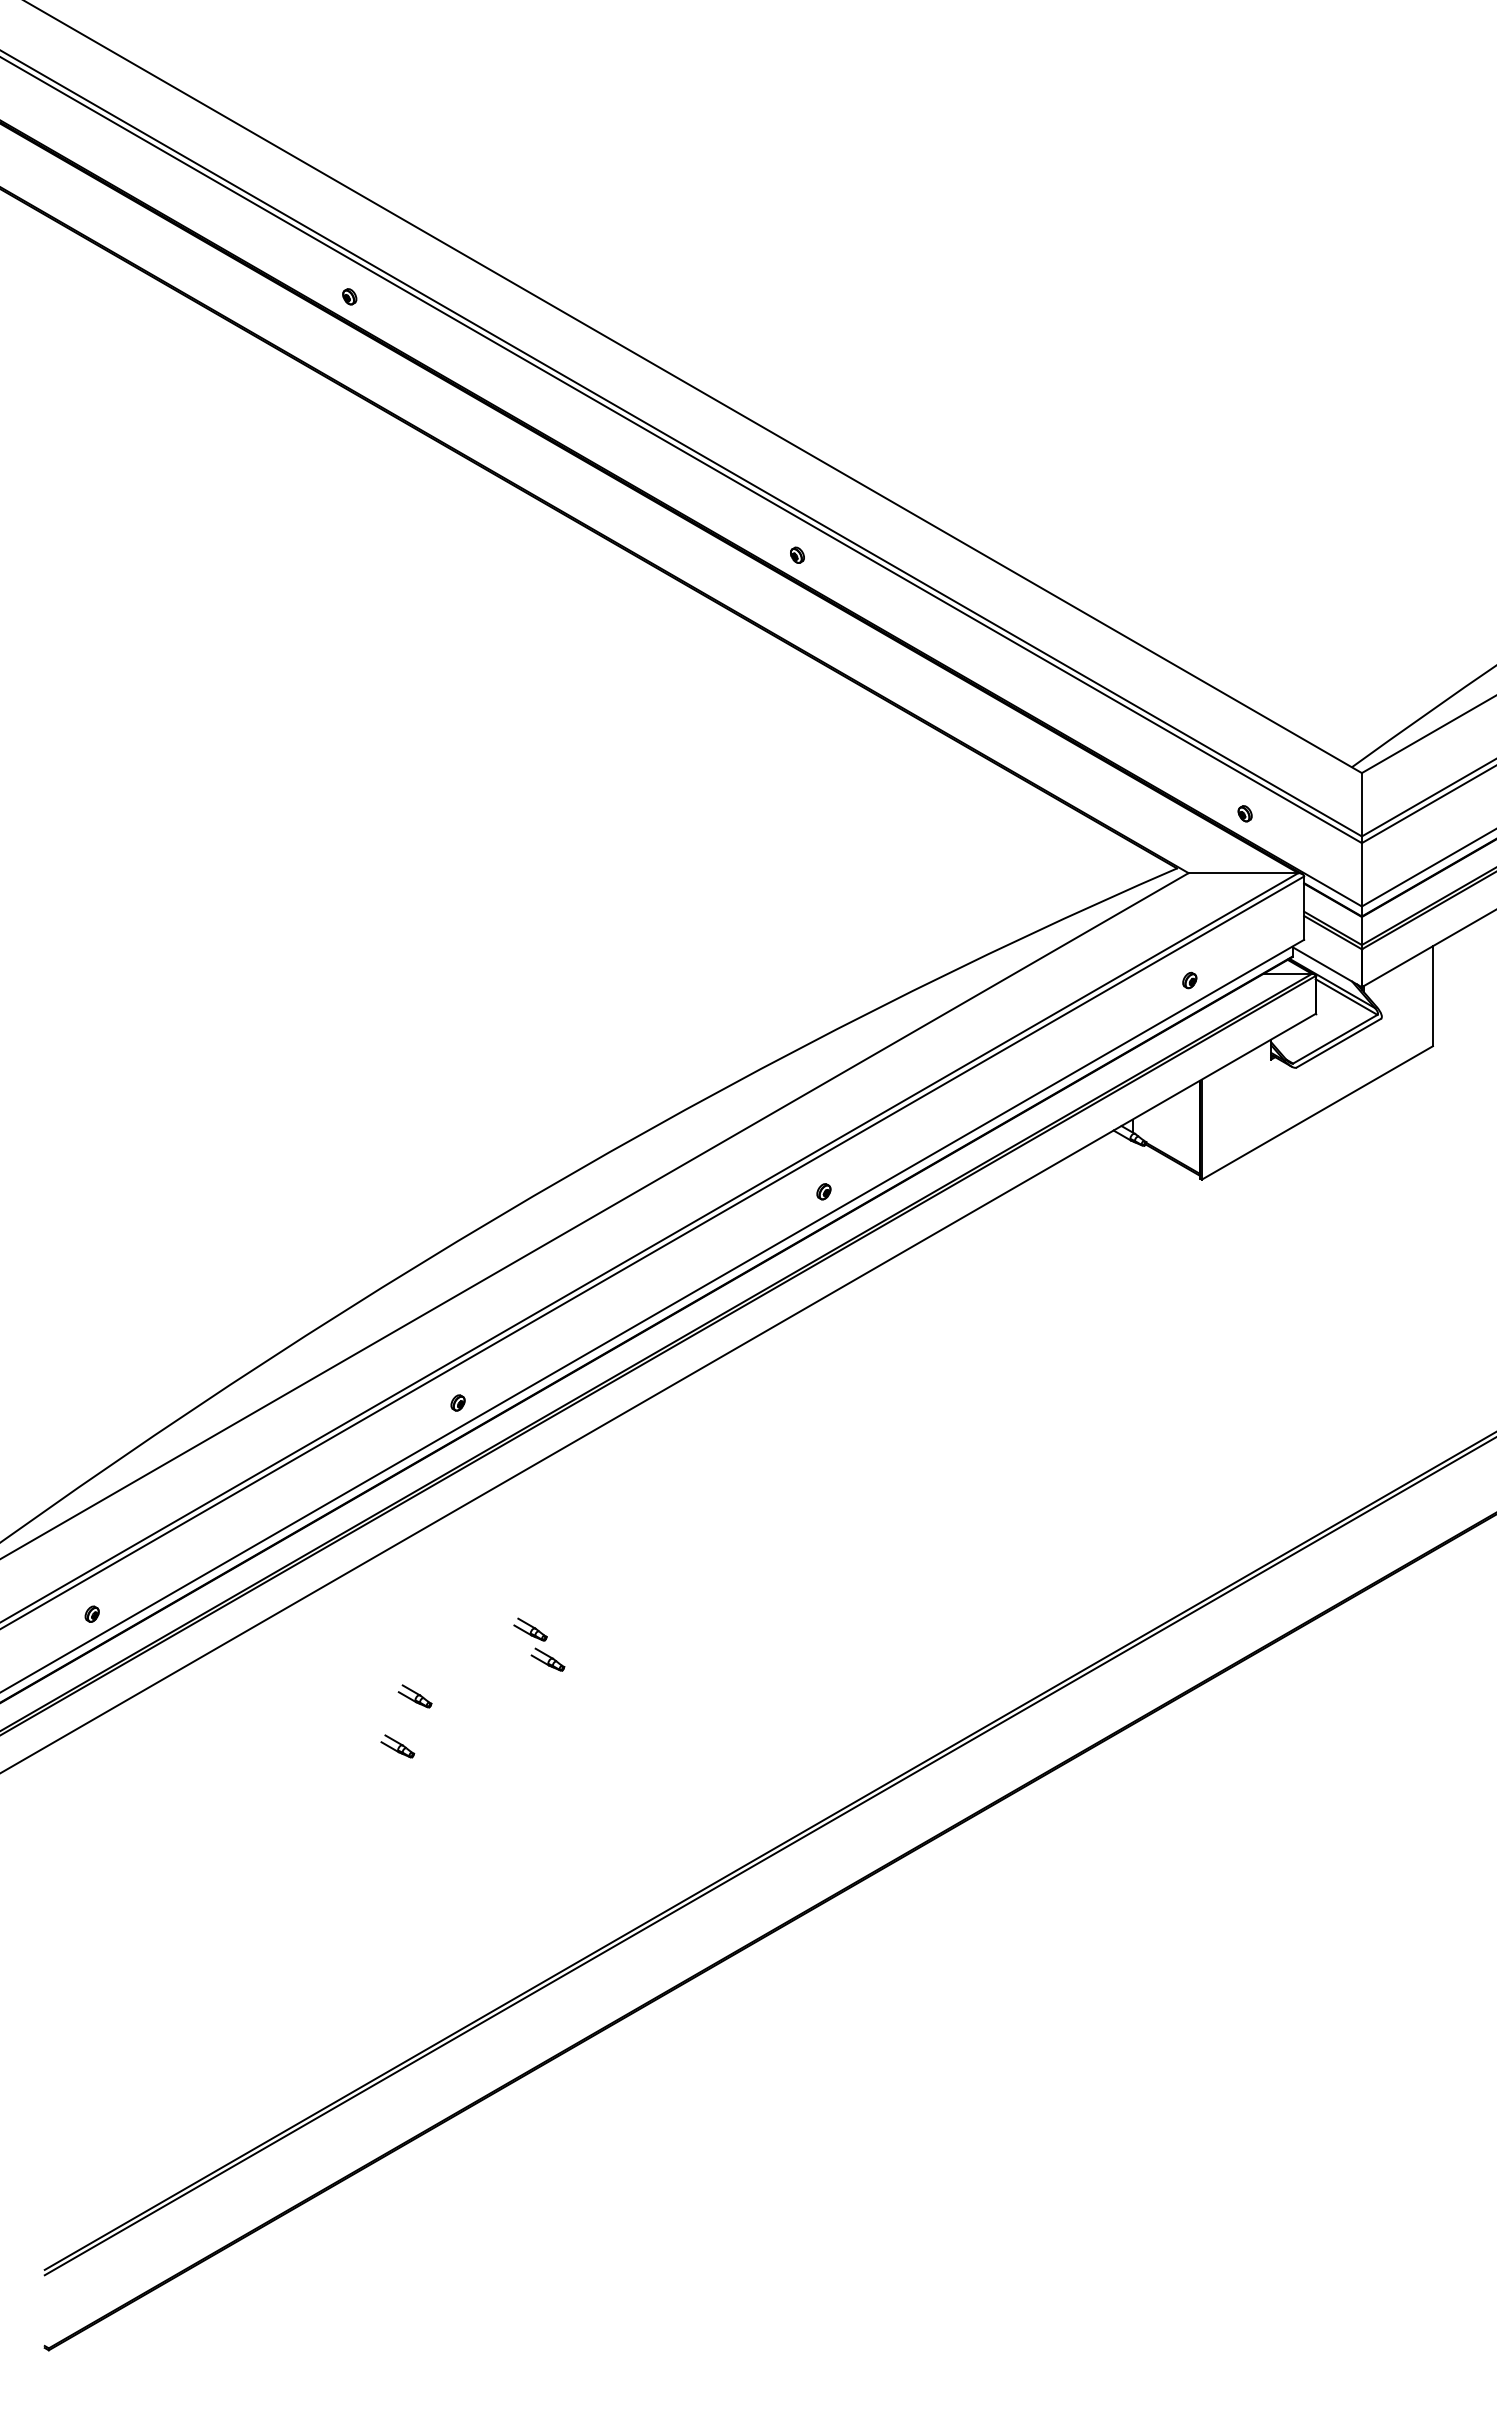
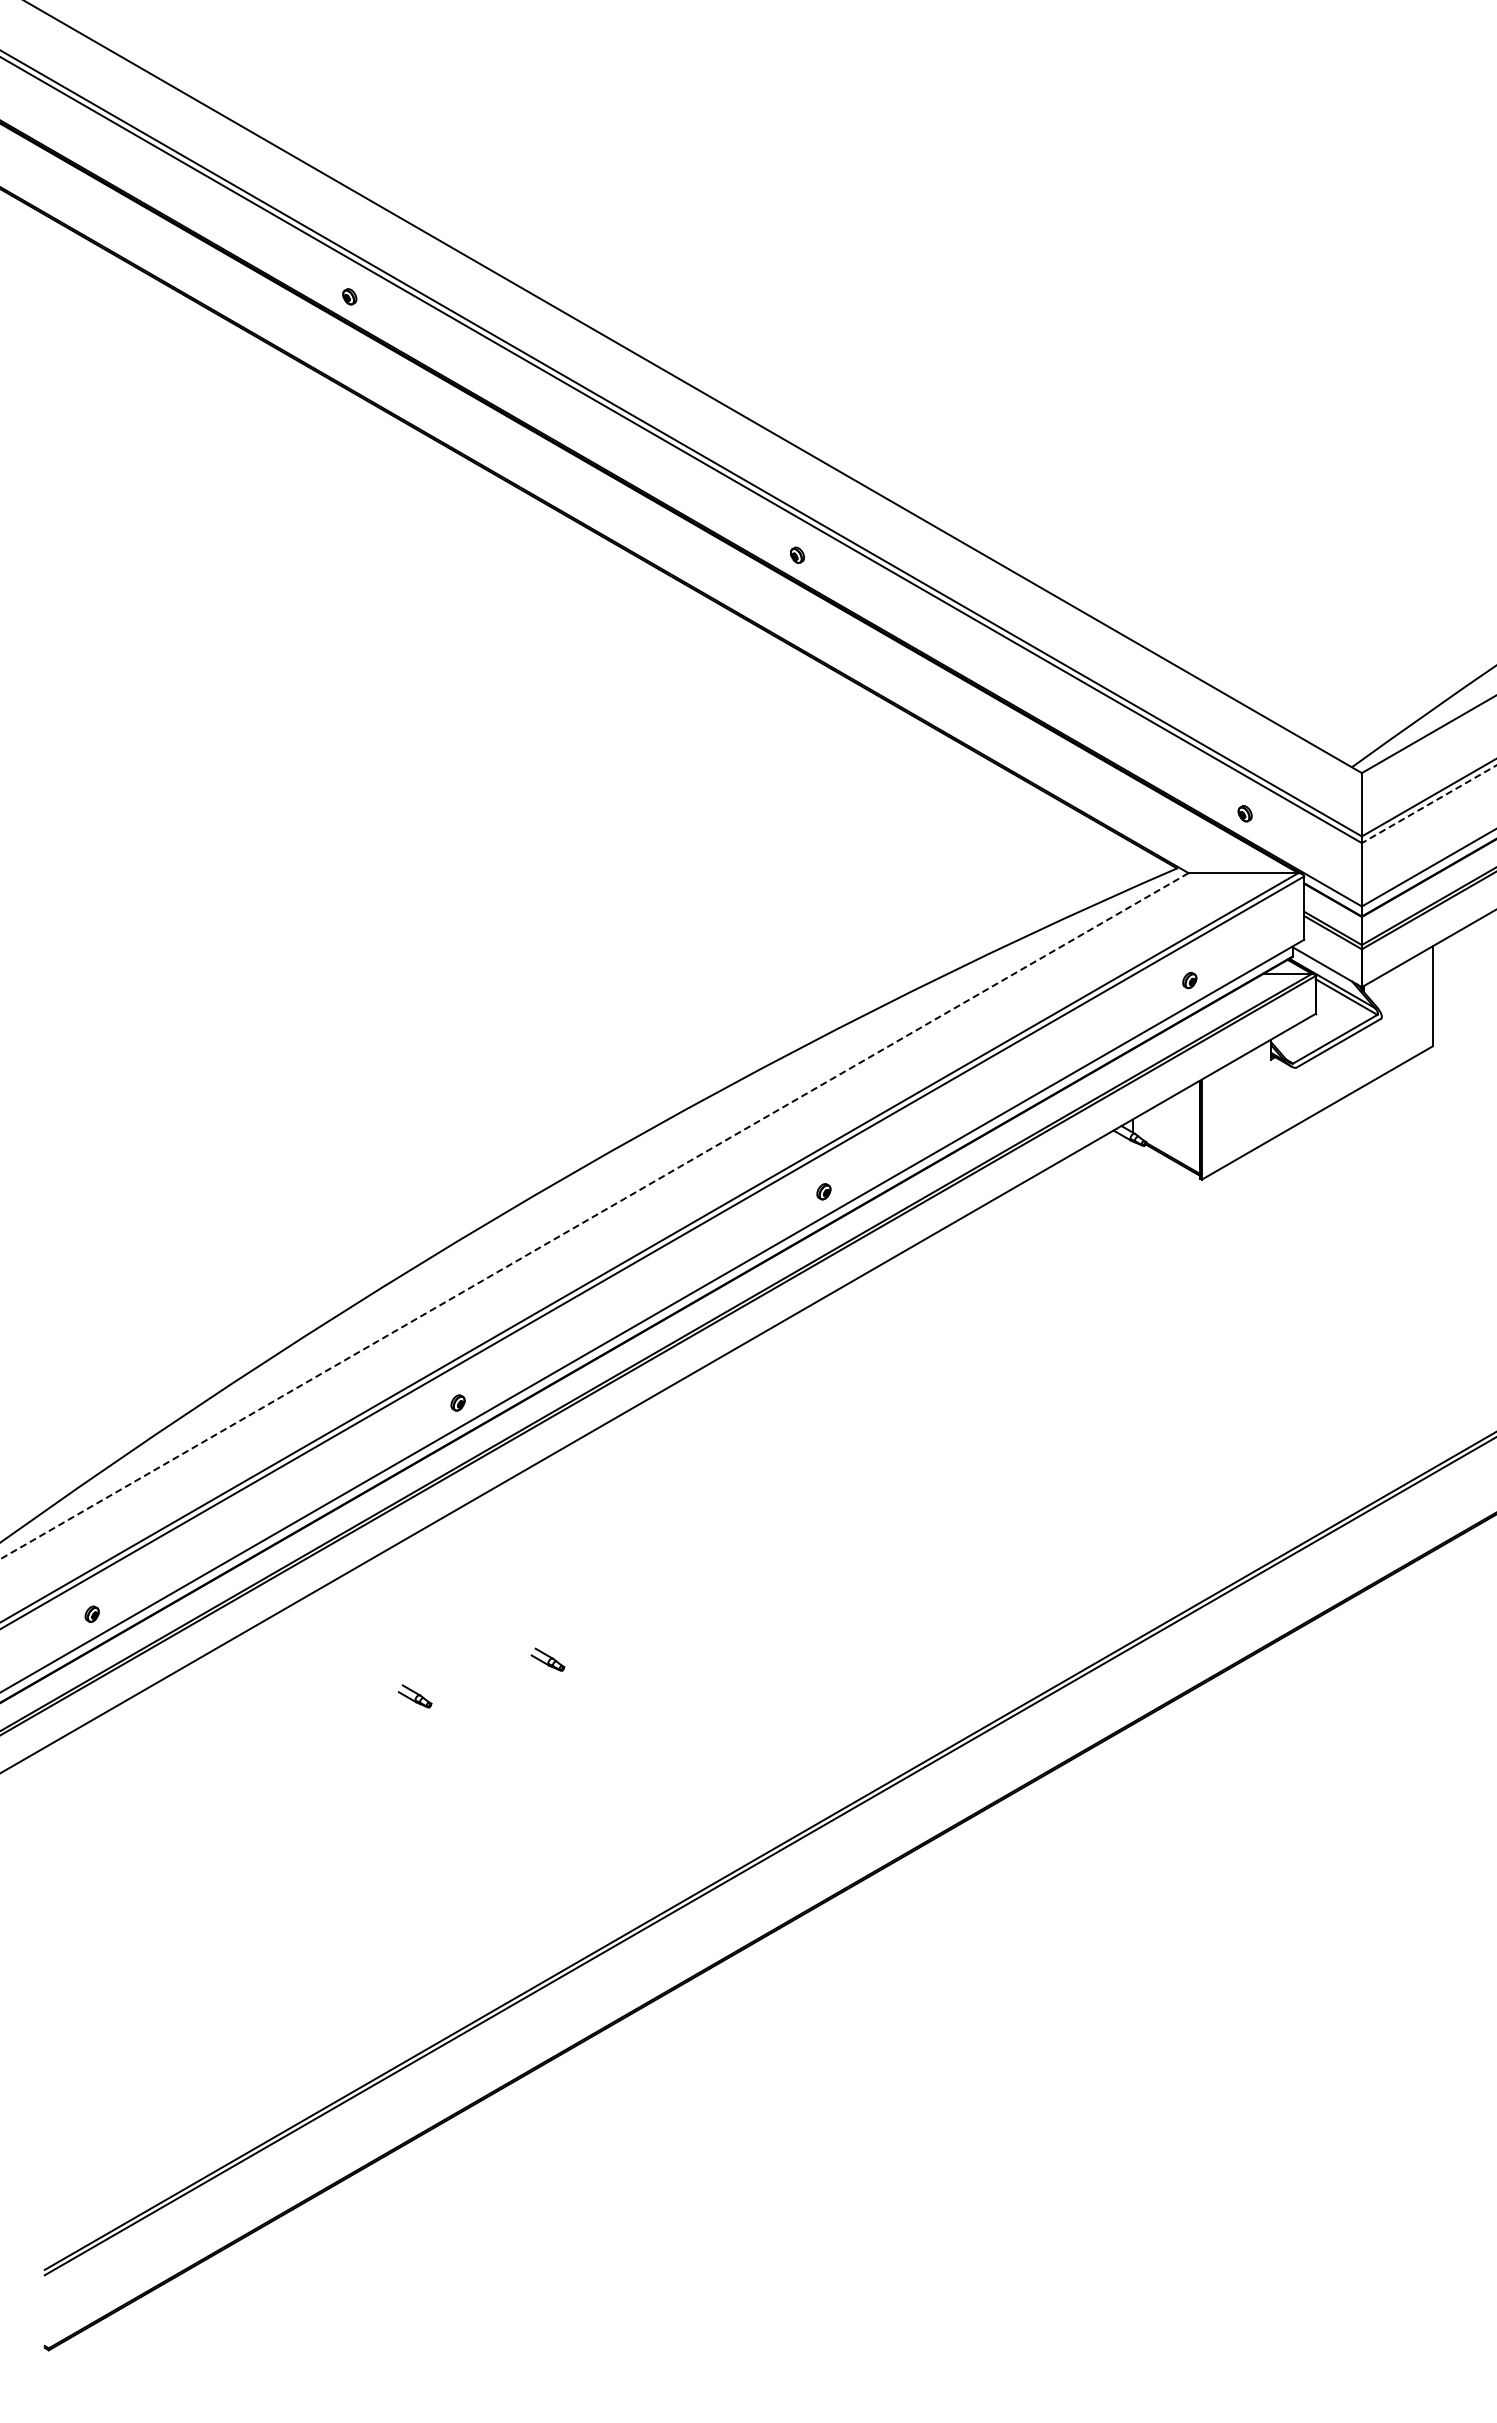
line: solid -> dashed (1429, 804)
line: solid -> dashed (594, 1216)
part: present -> none (530, 1629)
part: present -> none (397, 1746)
